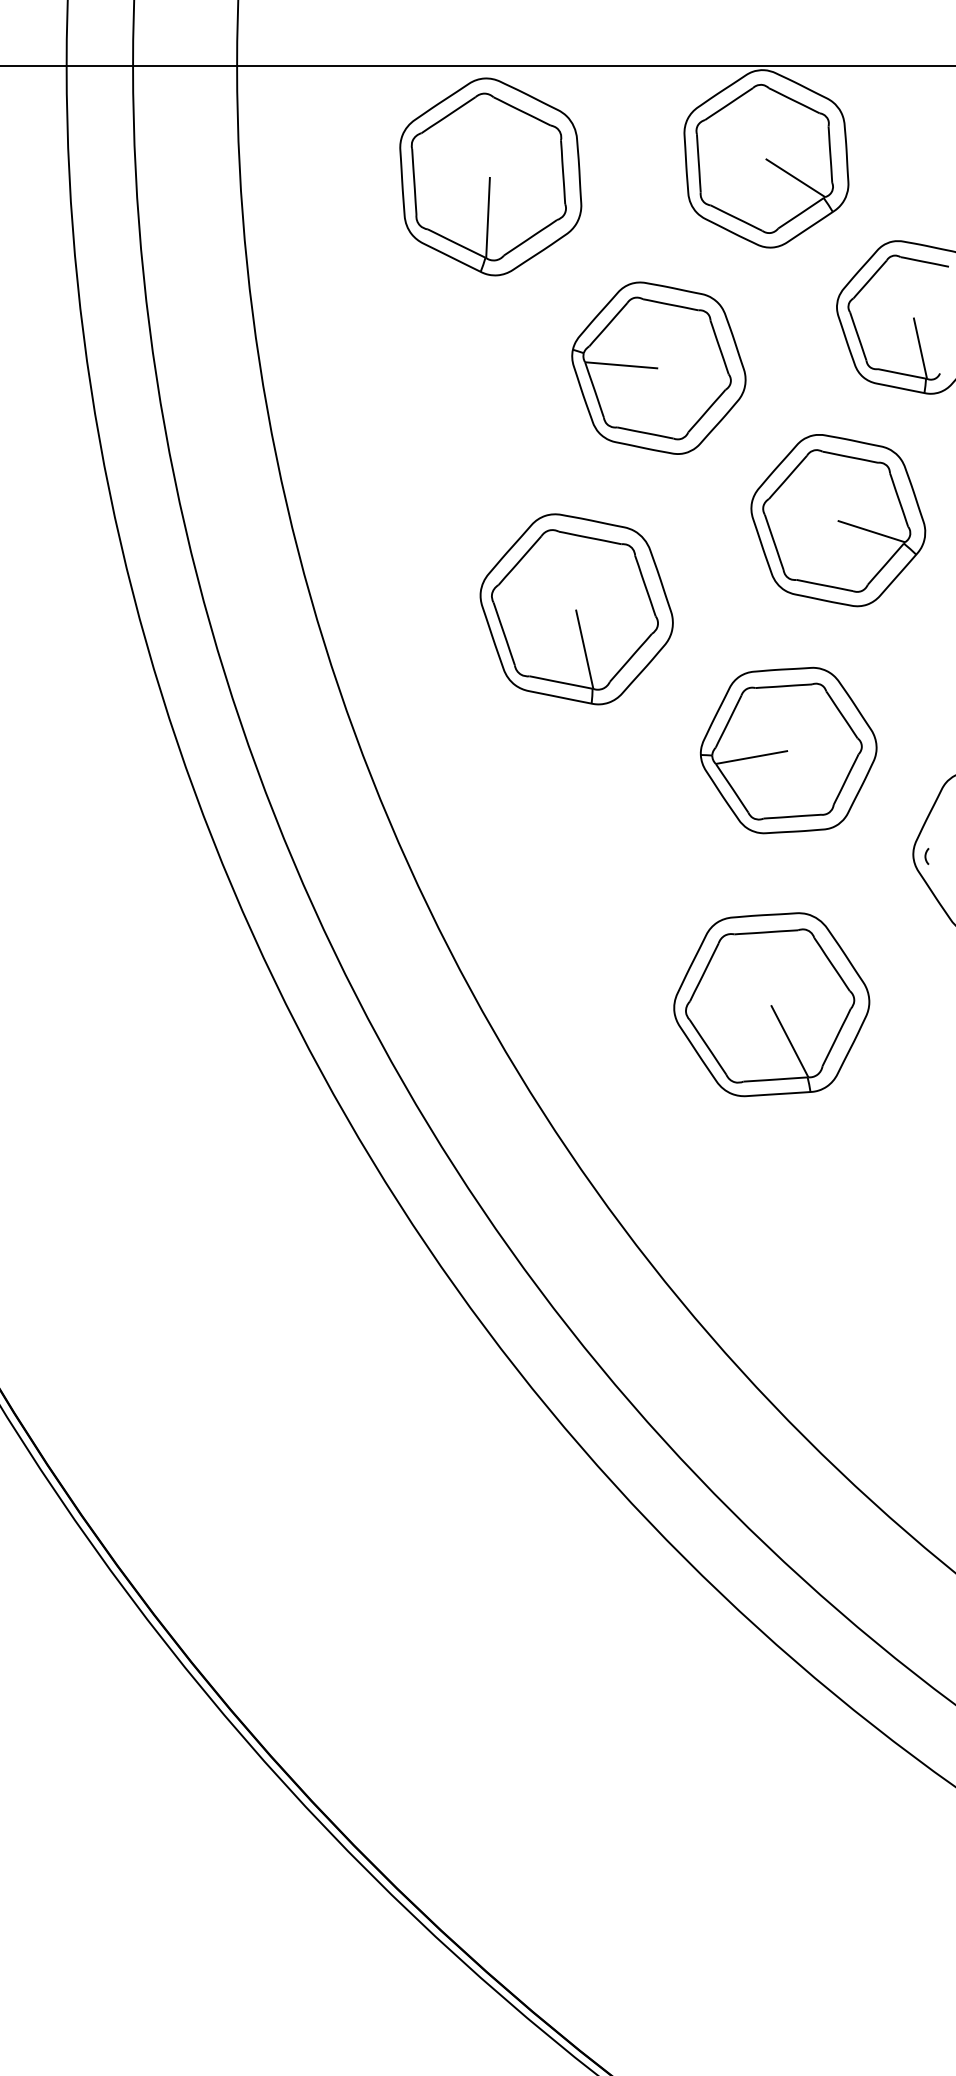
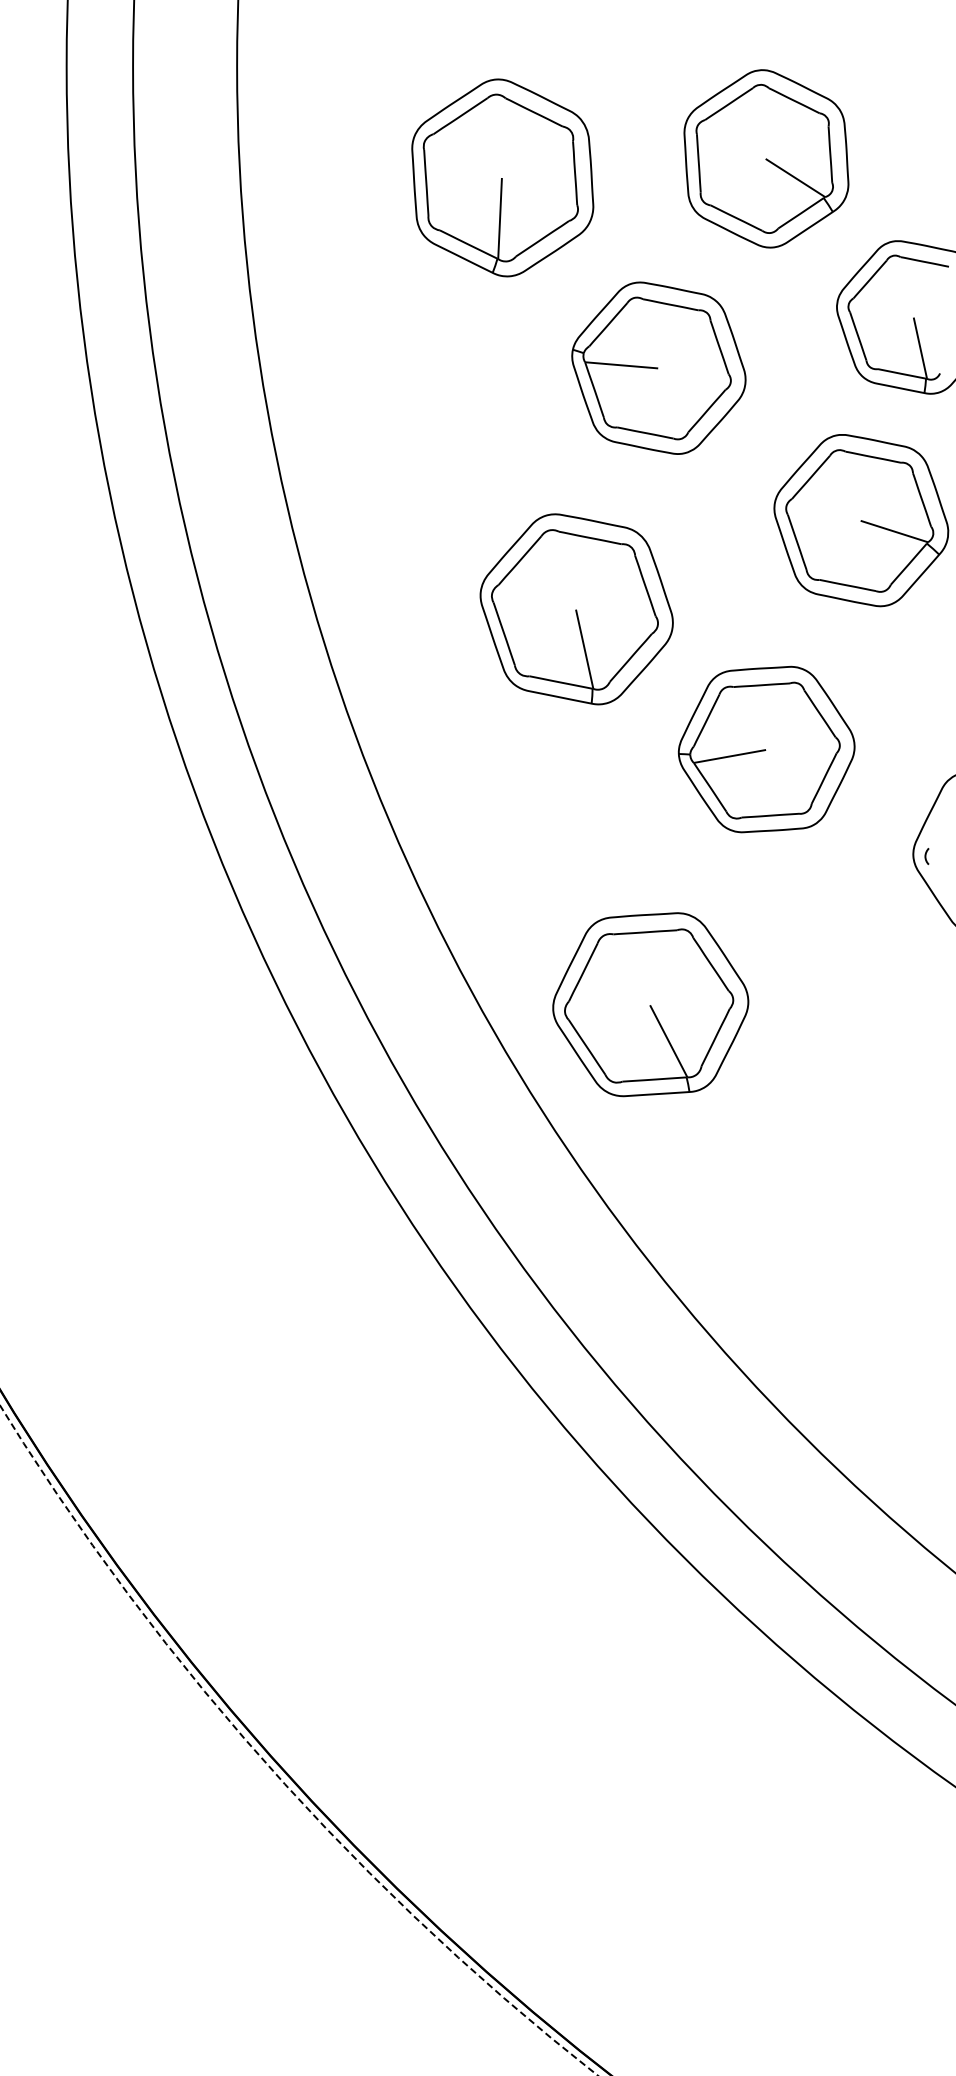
line: present -> none (477, 66)
part position: (490, 176) -> (502, 177) (502, 177)
part position: (838, 520) -> (861, 520) (861, 520)
part position: (788, 750) -> (766, 749) (766, 749)
part position: (771, 1004) -> (650, 1004) (650, 1004)
circle: solid -> dashed (299, 1740)
